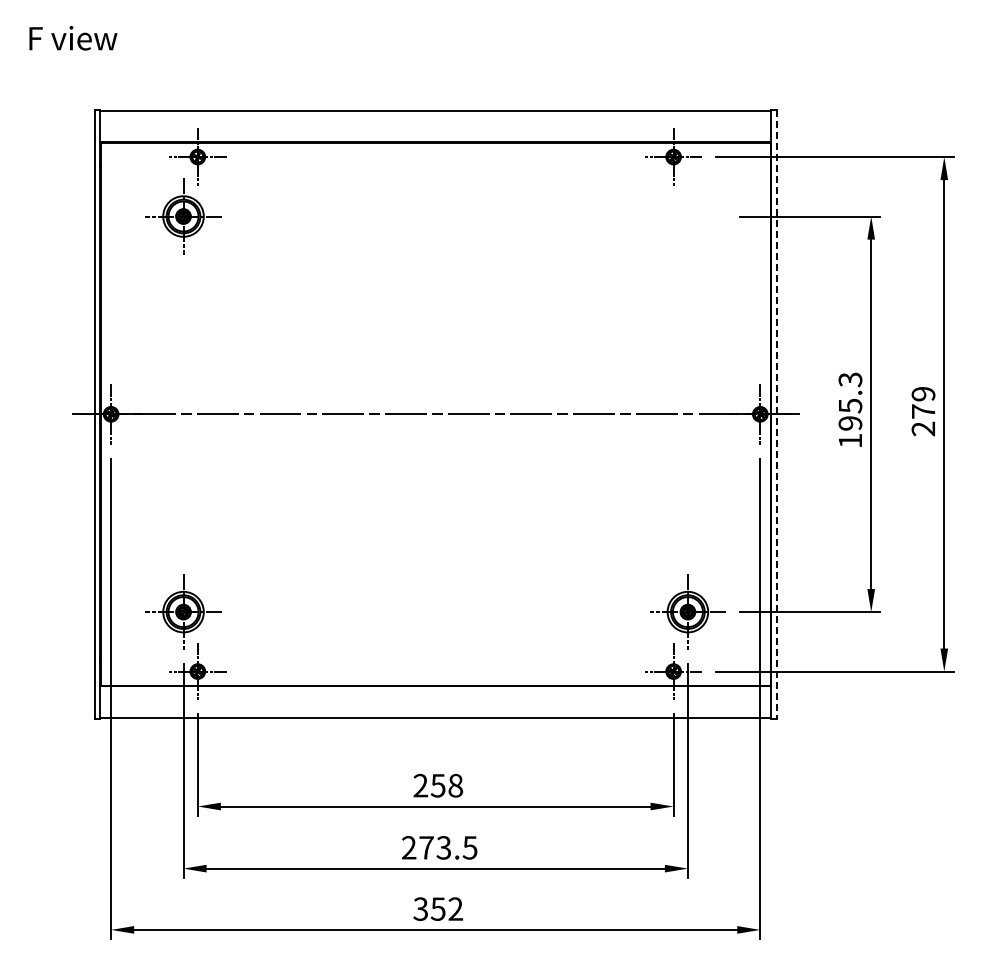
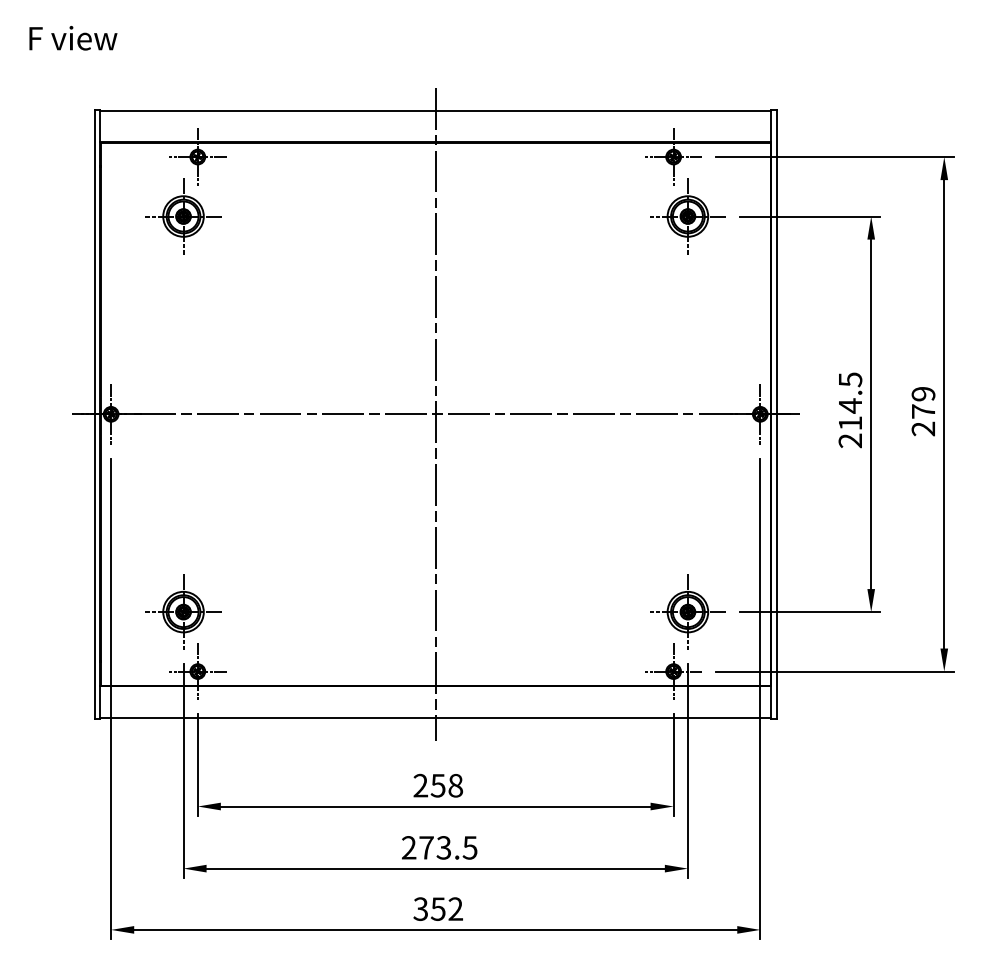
part: none -> present (687, 216)
text: 195.3 -> 214.5 (850, 410)
line: none -> present (435, 413)
line: dashed -> solid (776, 414)
